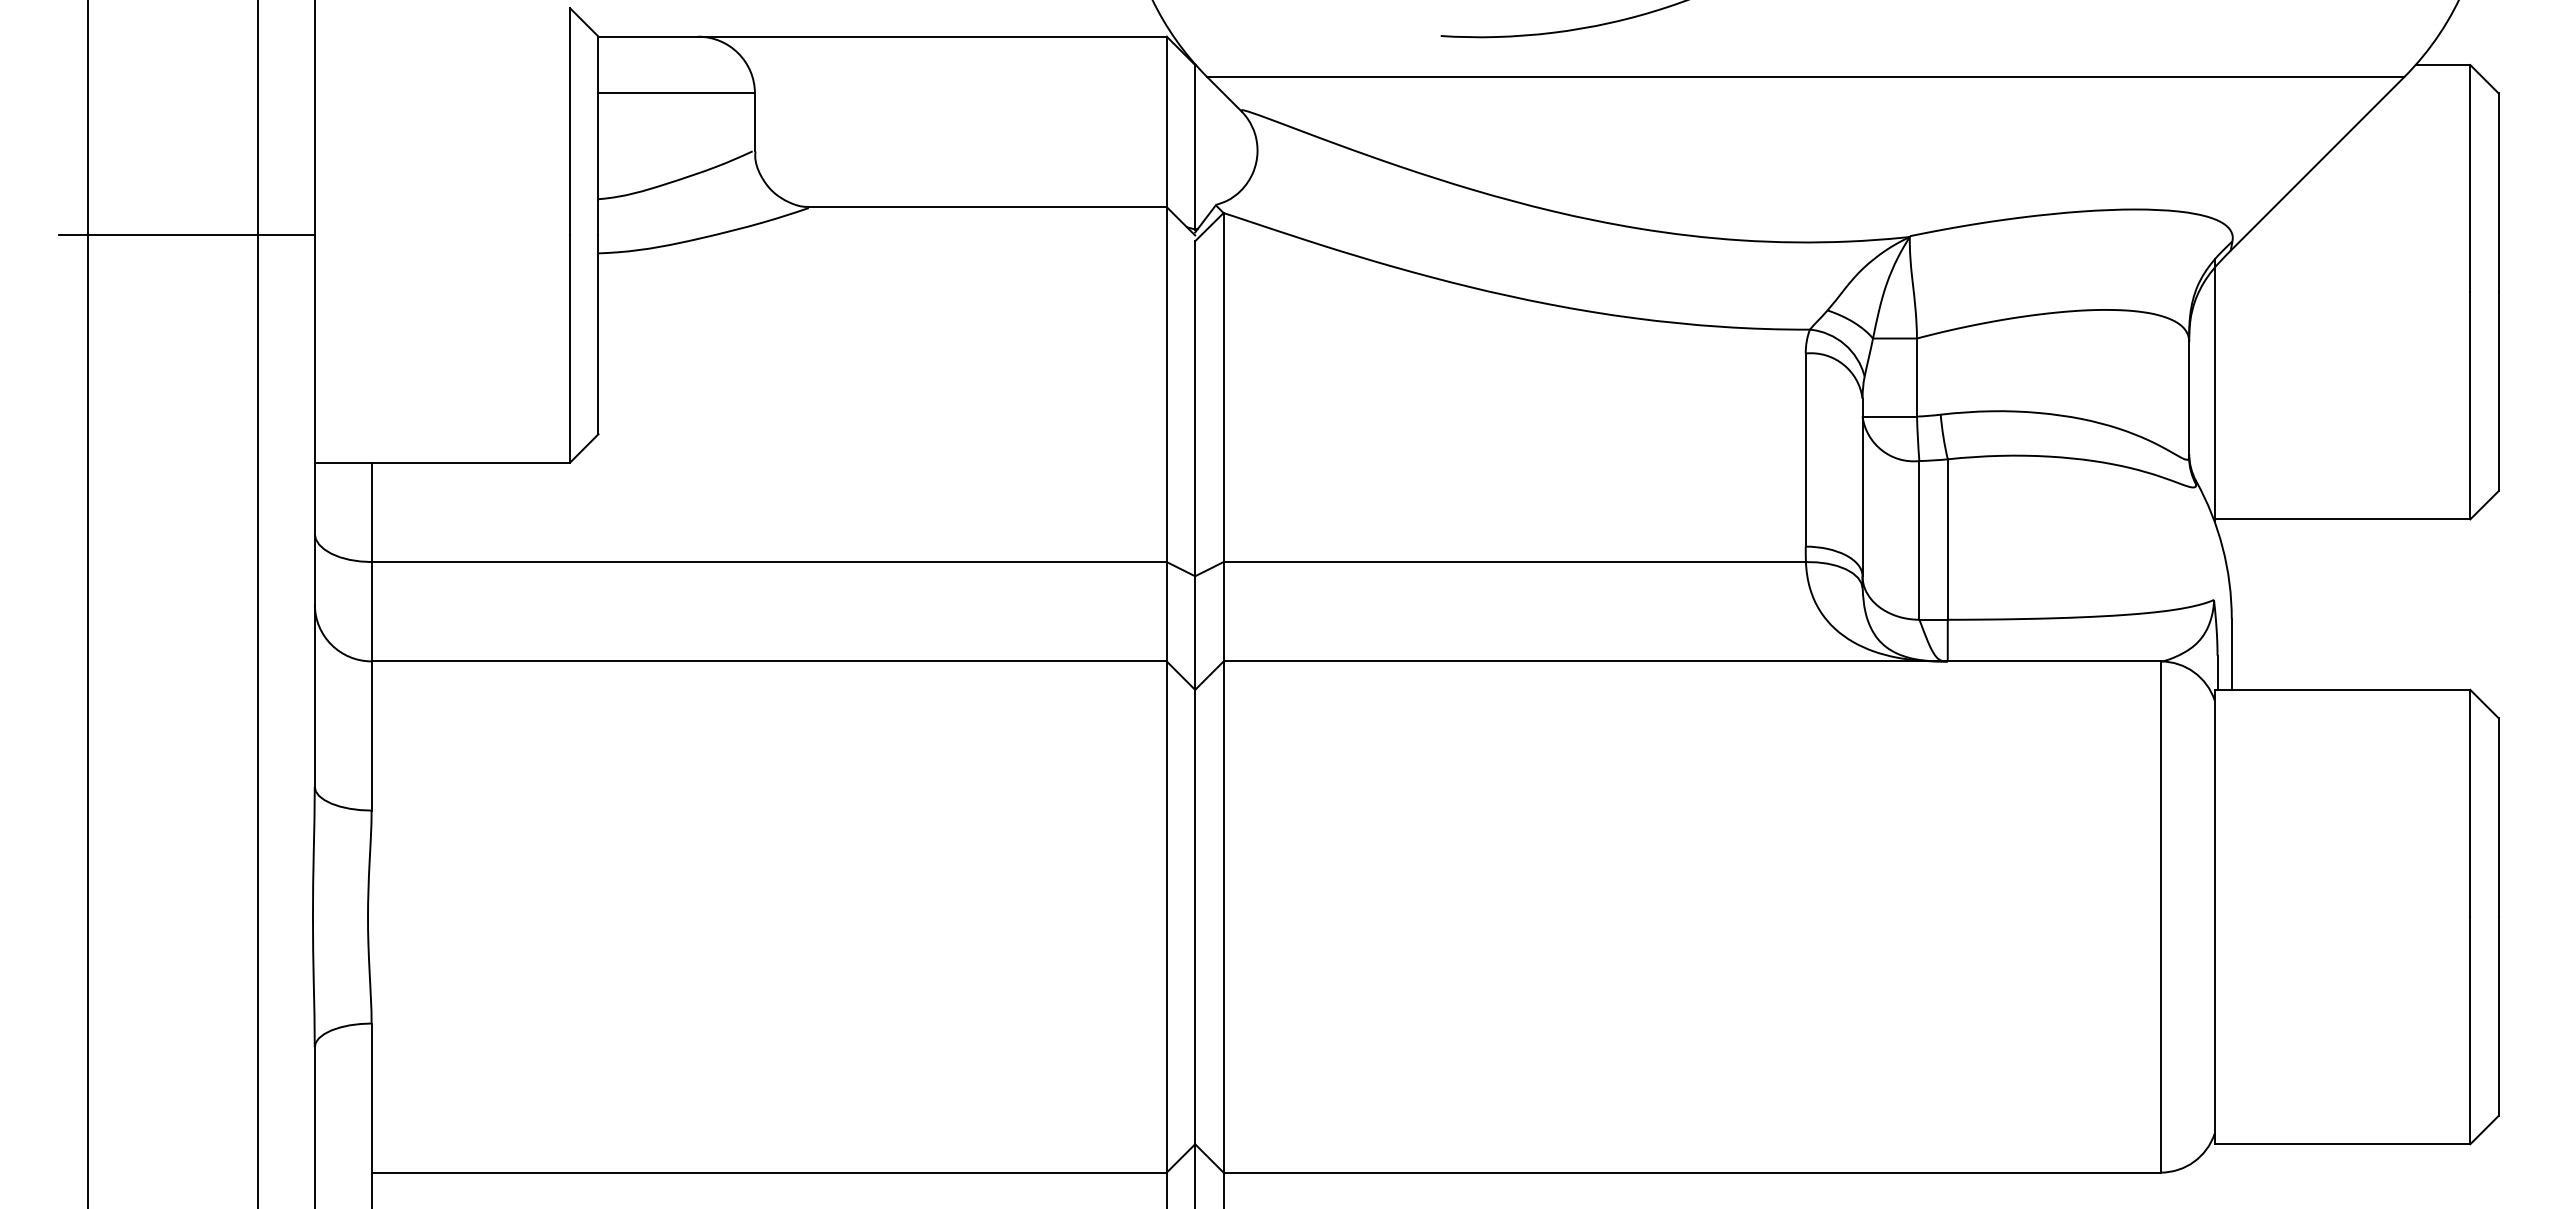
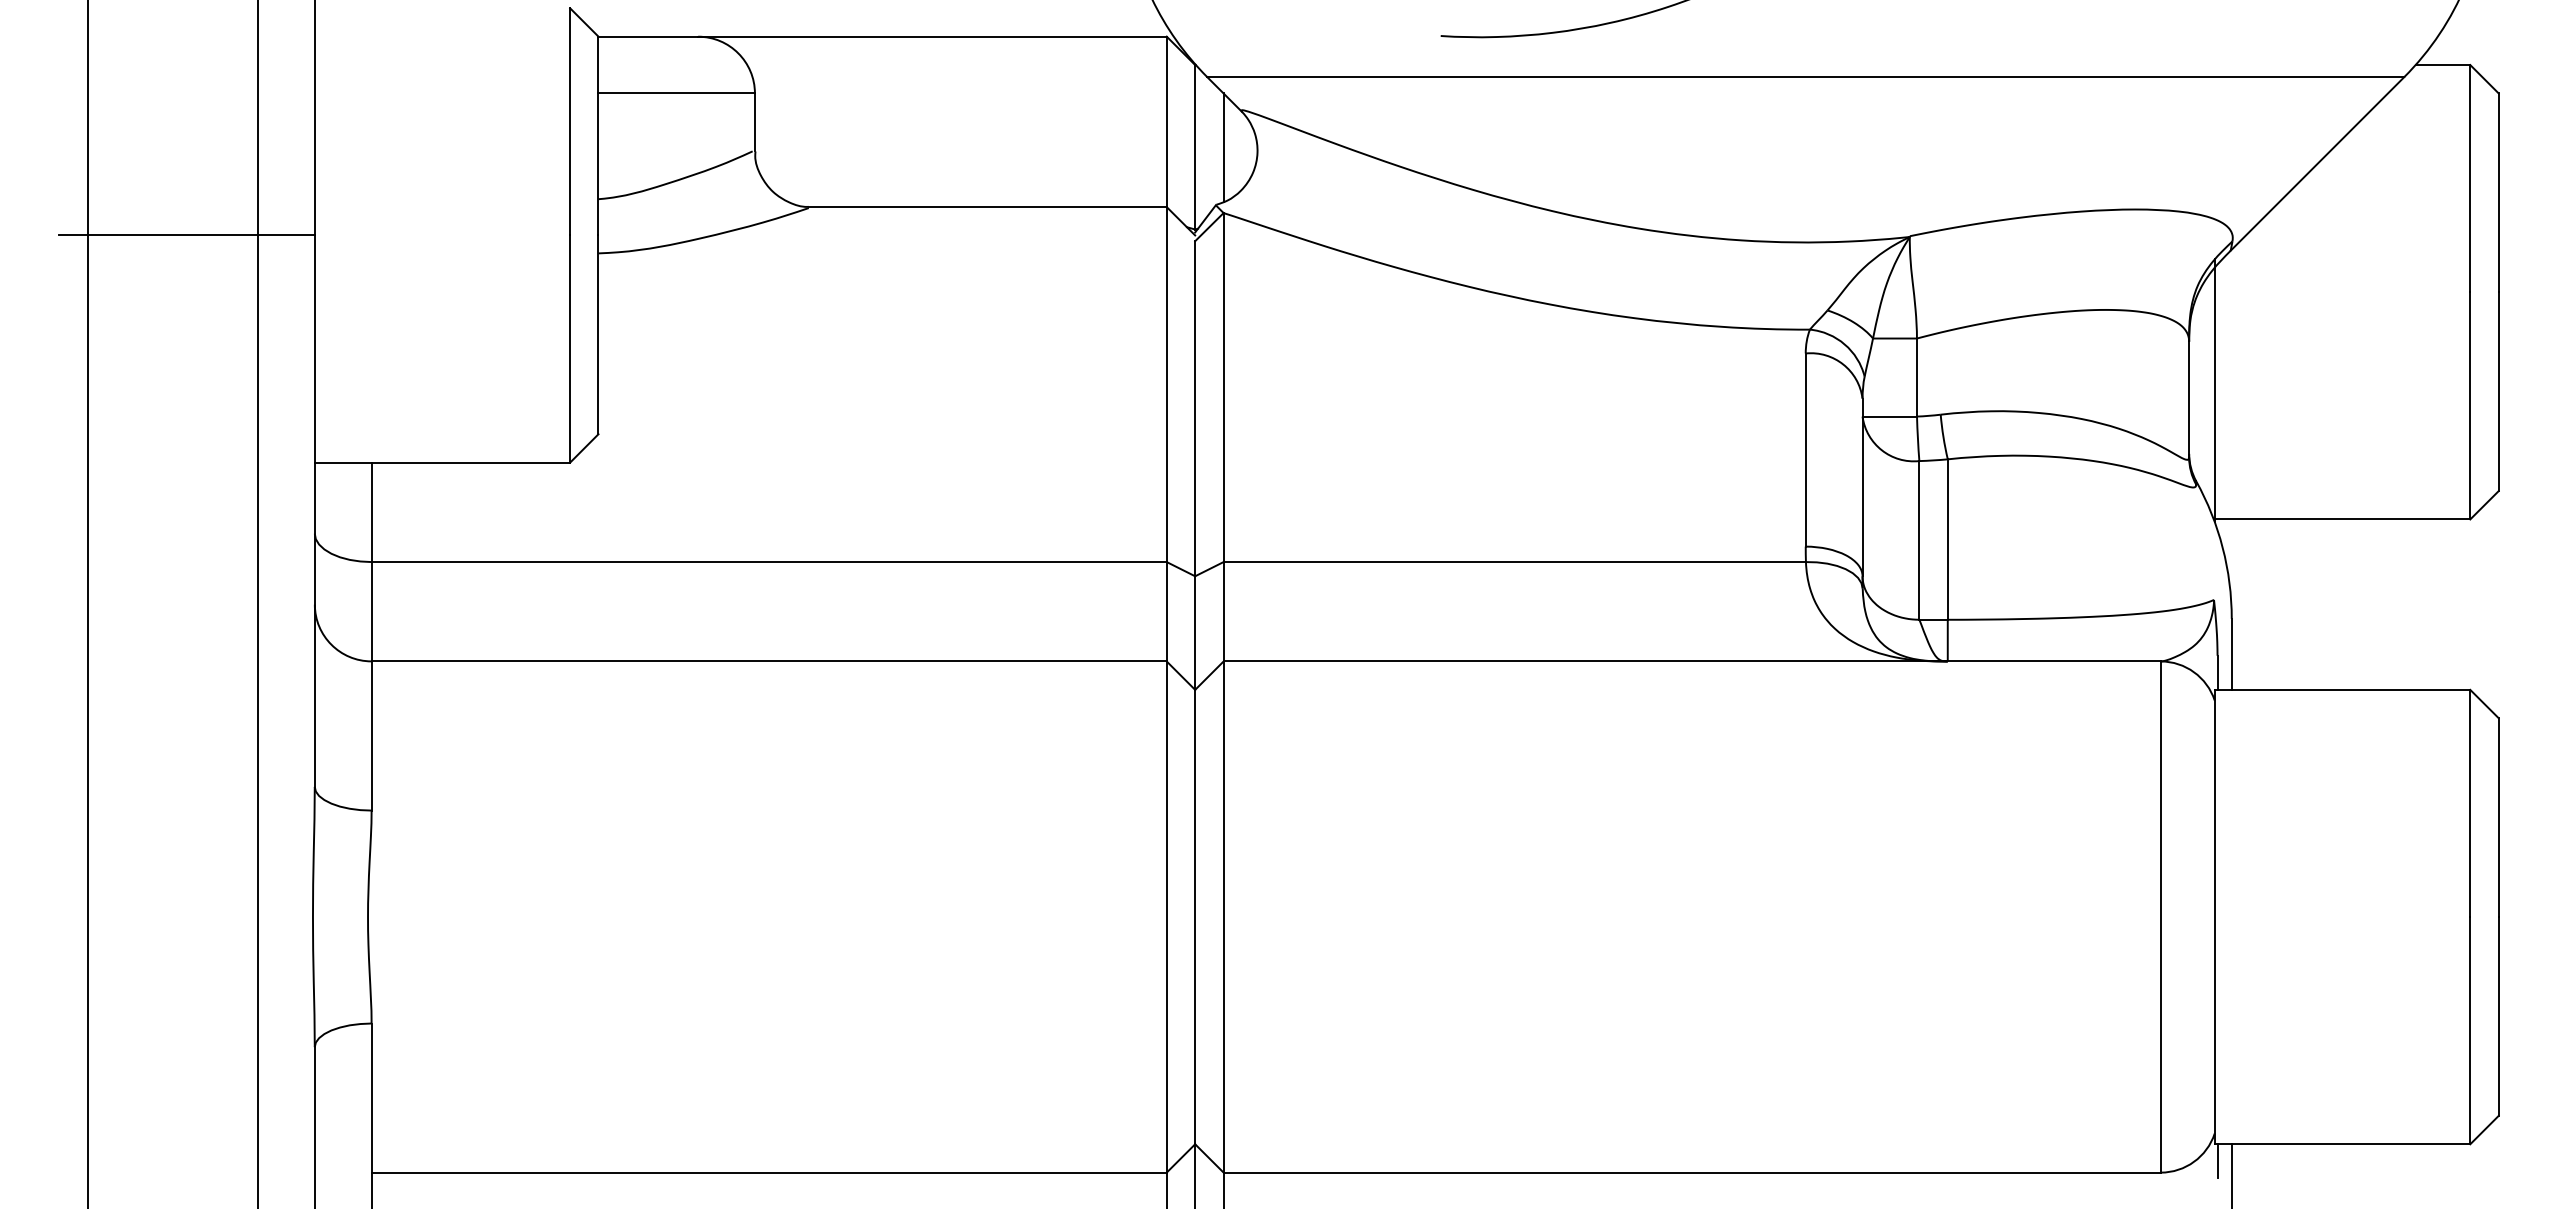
line: none -> present (1223, 147)
line: none -> present (2217, 1161)
line: none -> present (2231, 1174)
